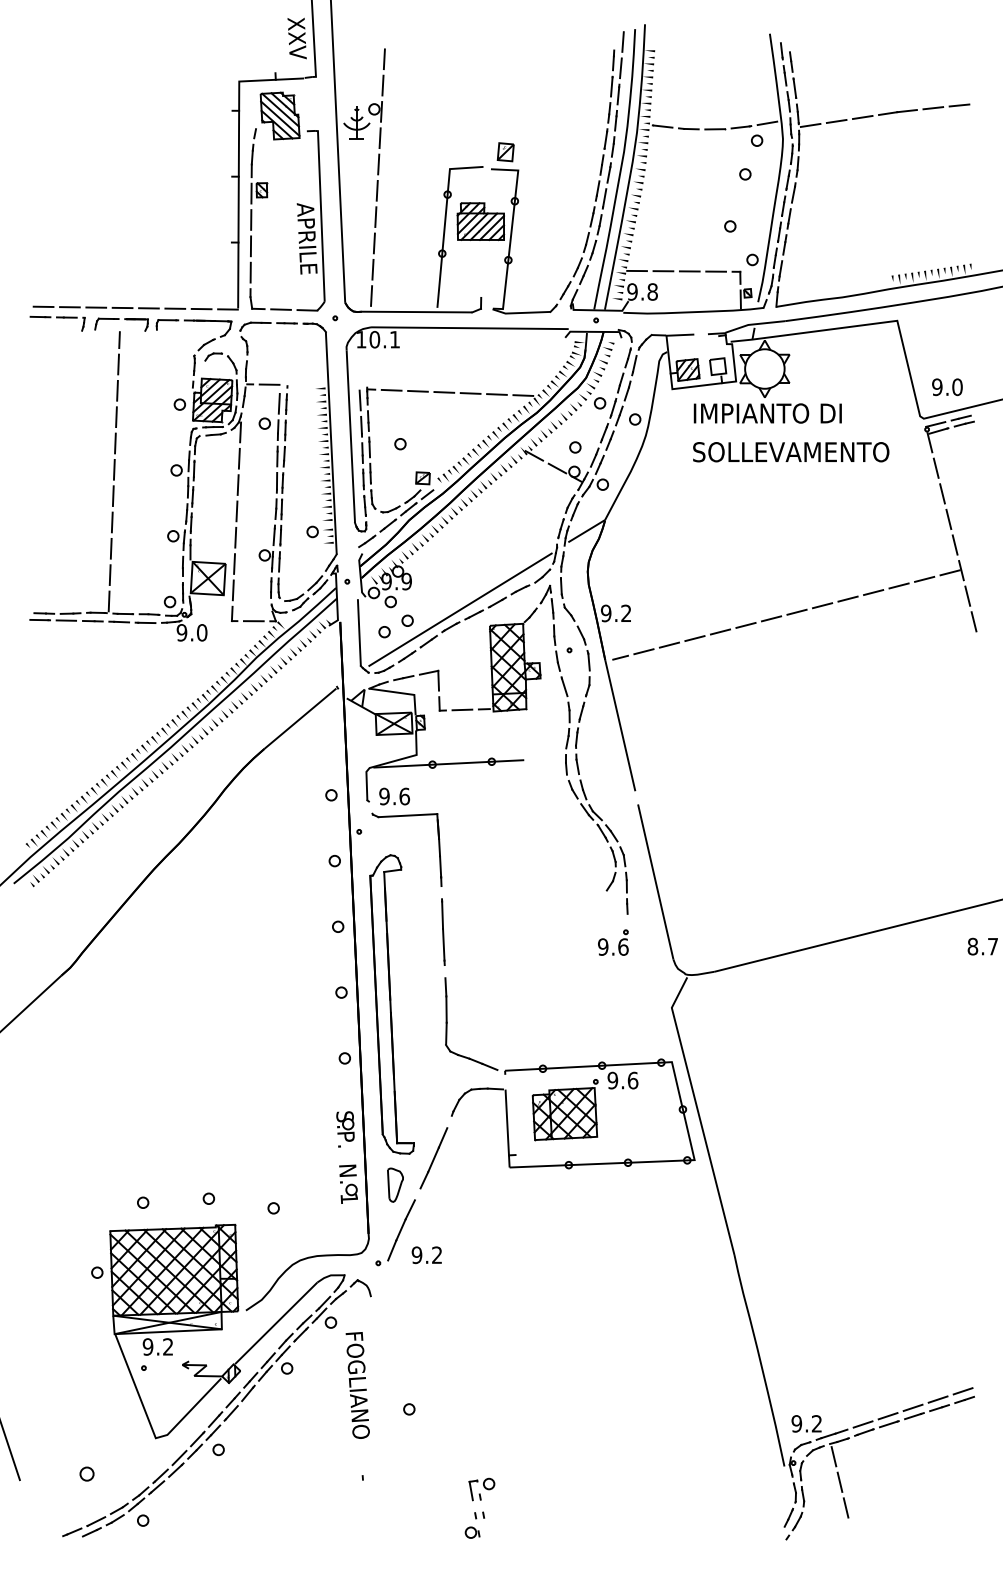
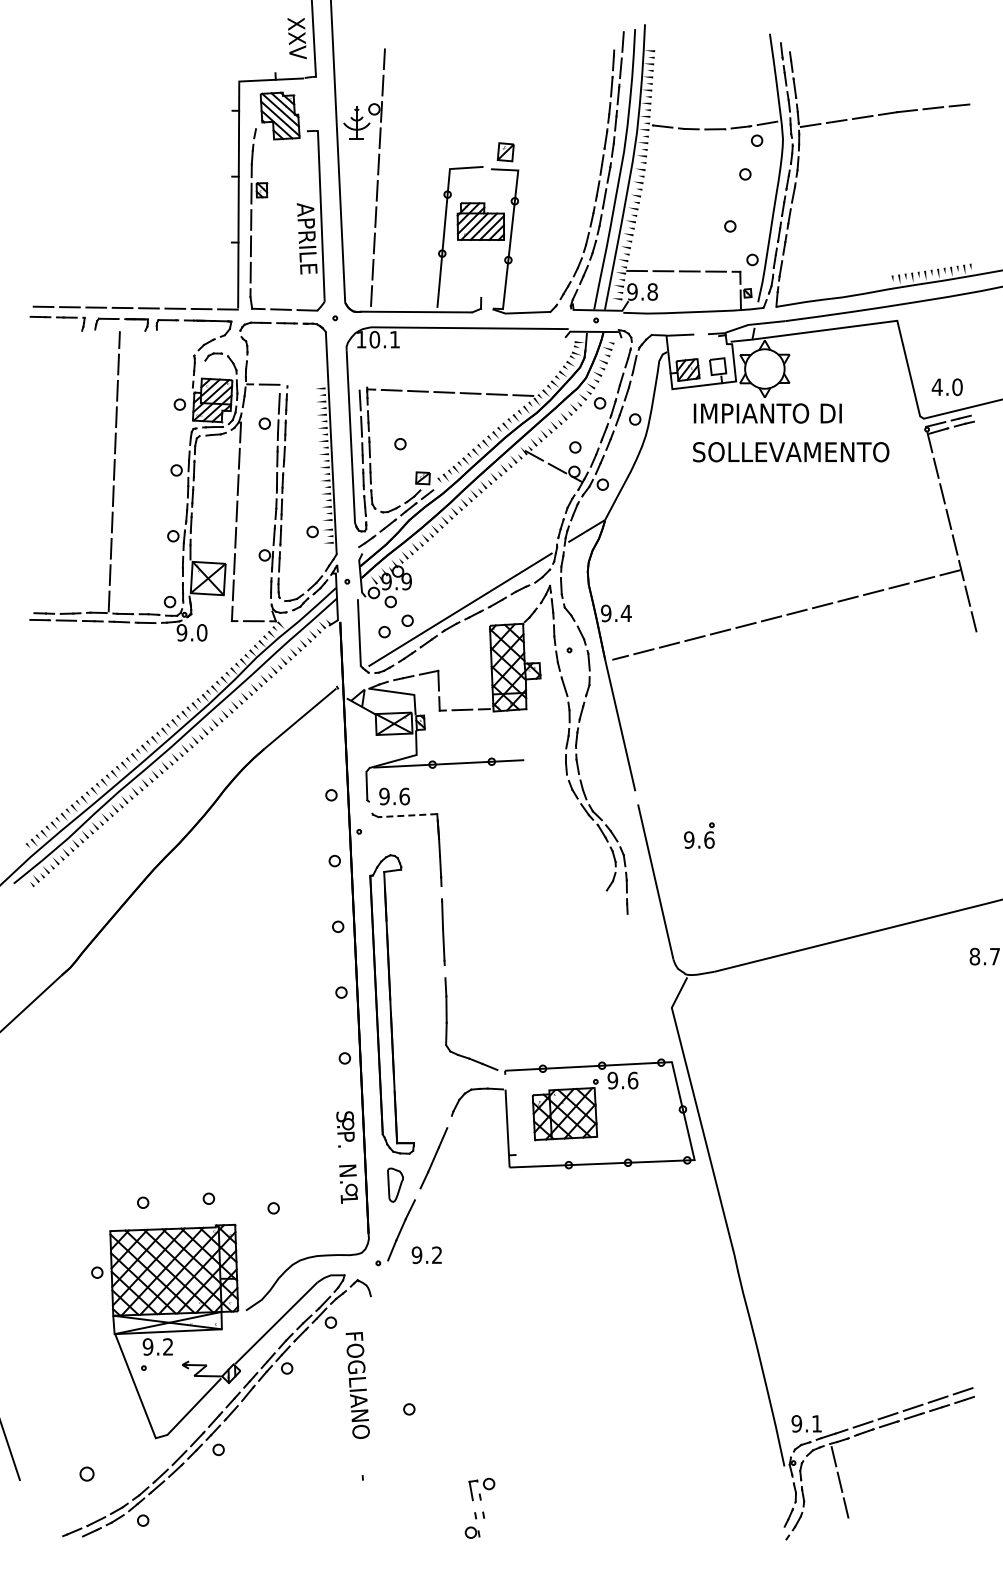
text: 9.0 -> 4.0 (936, 387)
text: 9.2 -> 9.4 (625, 612)
line: solid -> dashed (407, 815)
part position: (613, 942) -> (699, 835) (699, 835)
text position: (982, 946) -> (984, 956) (984, 956)
text: 9.2 -> 9.1 (816, 1423)
